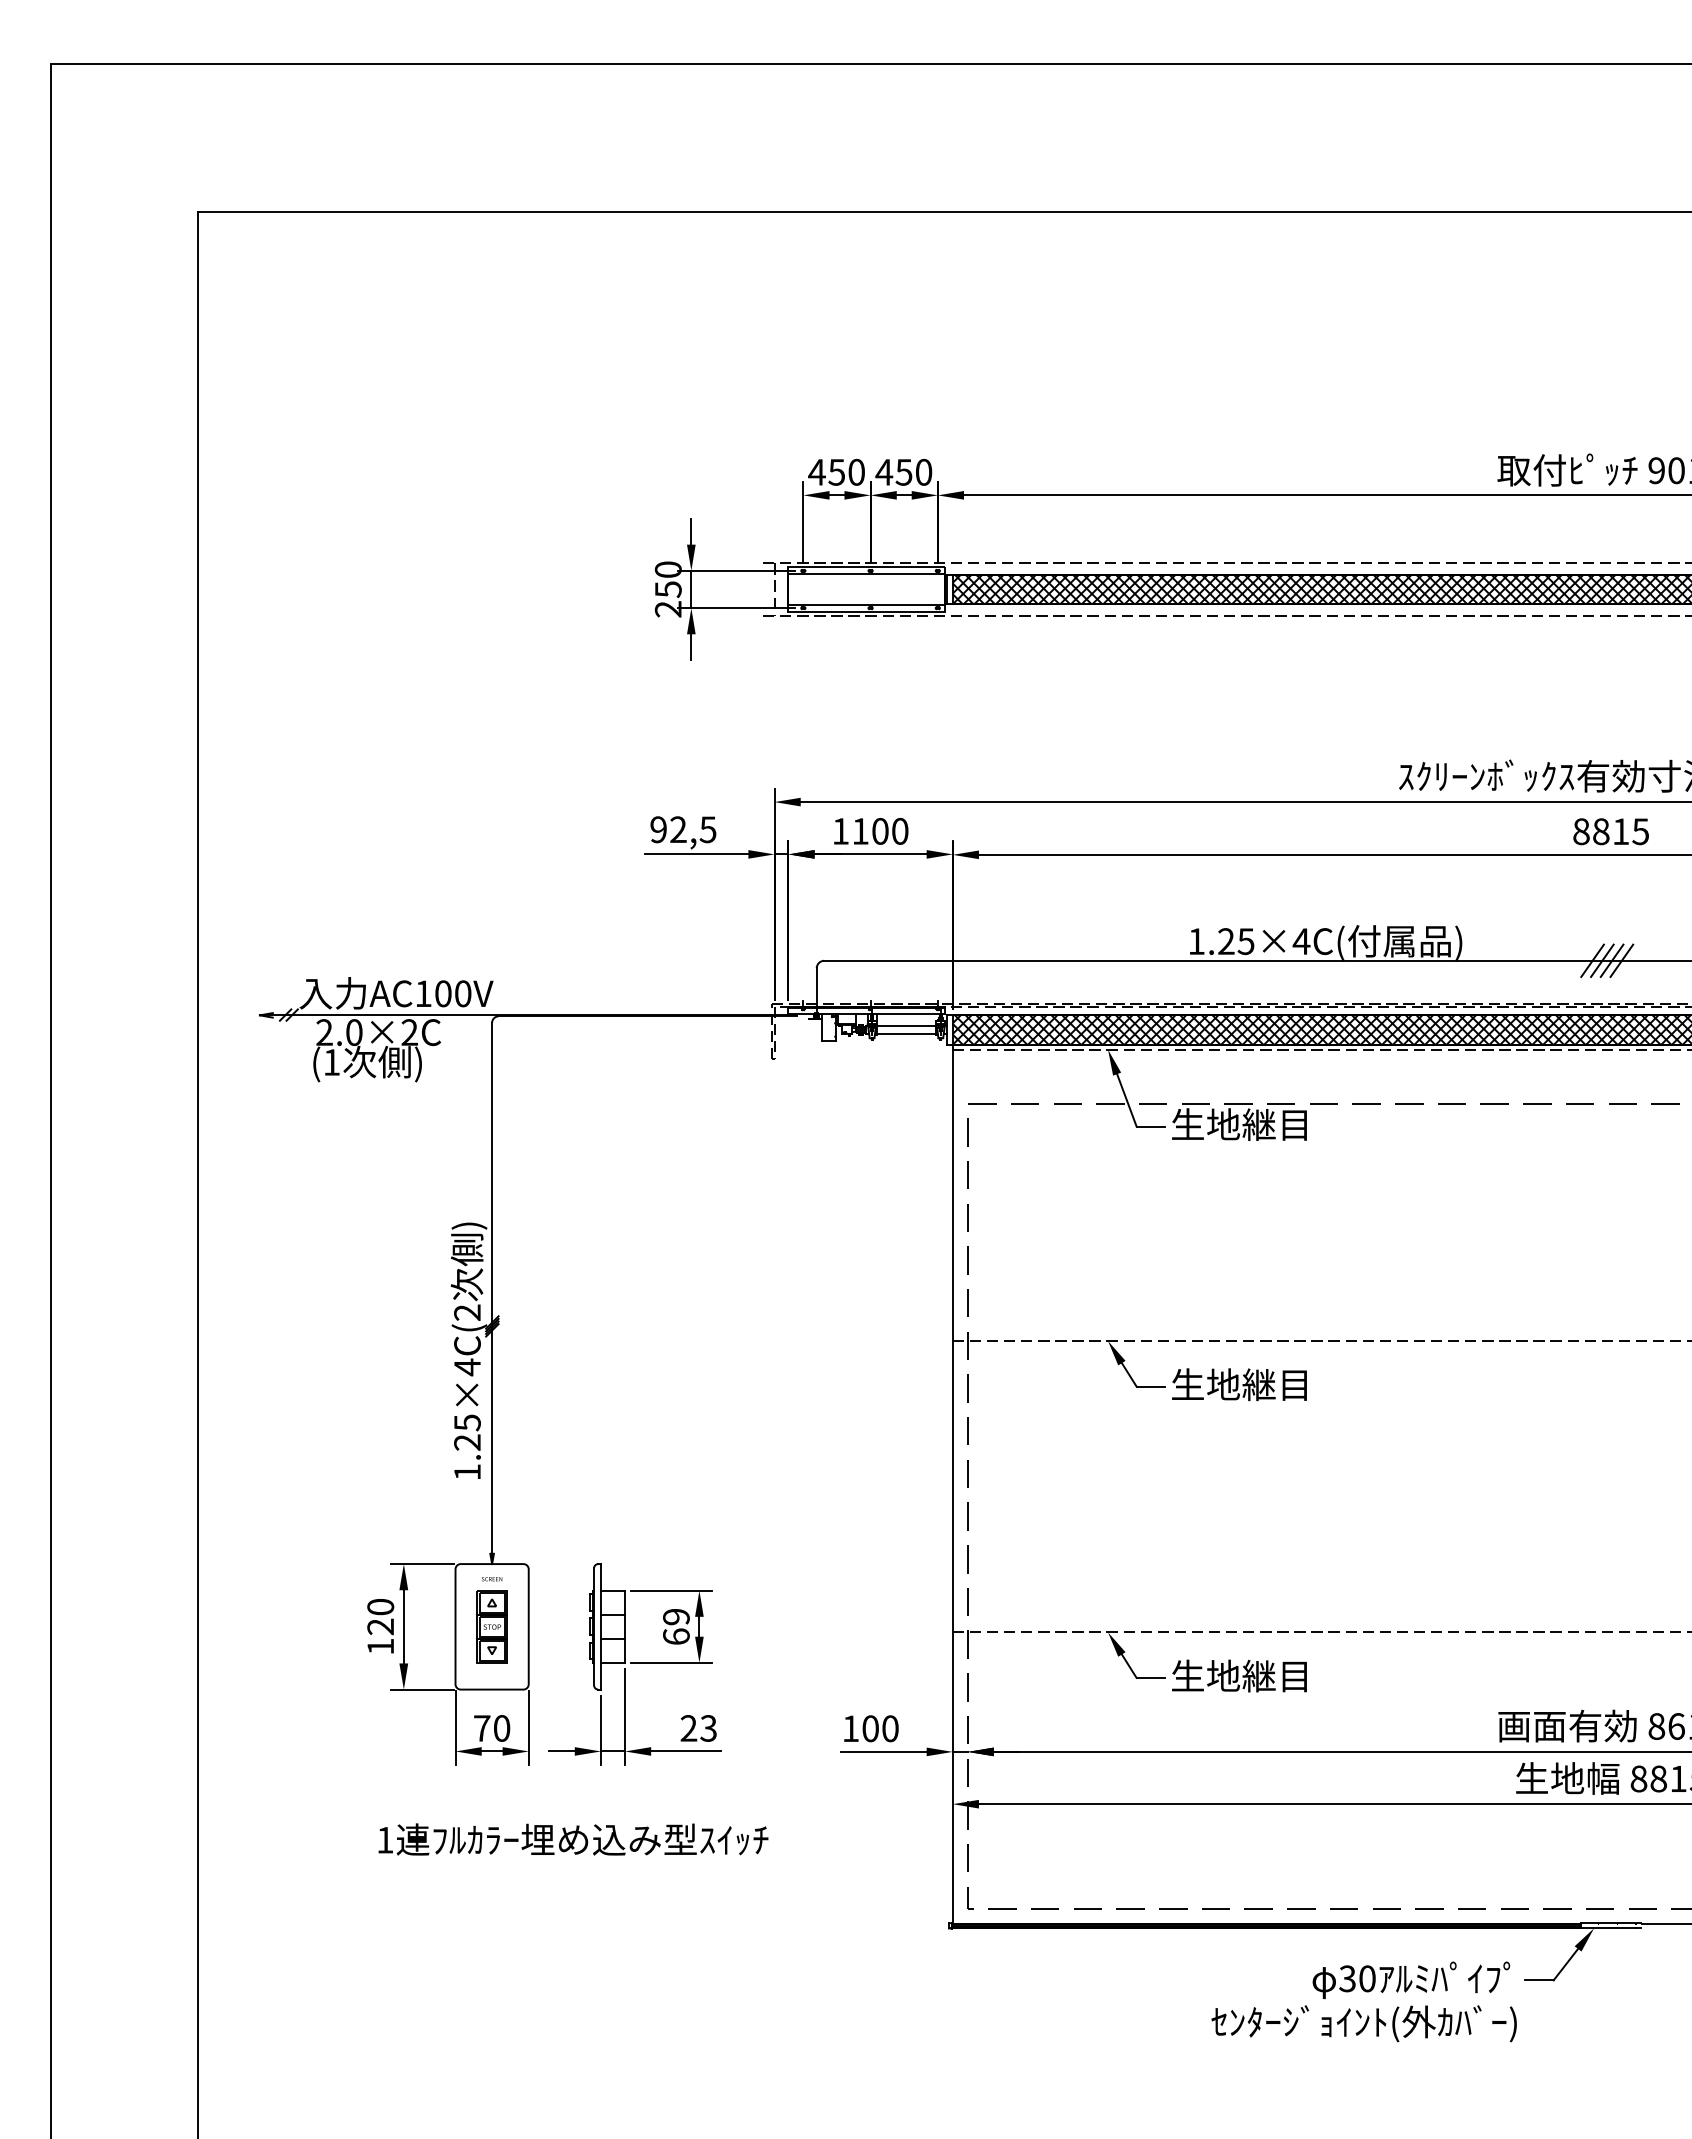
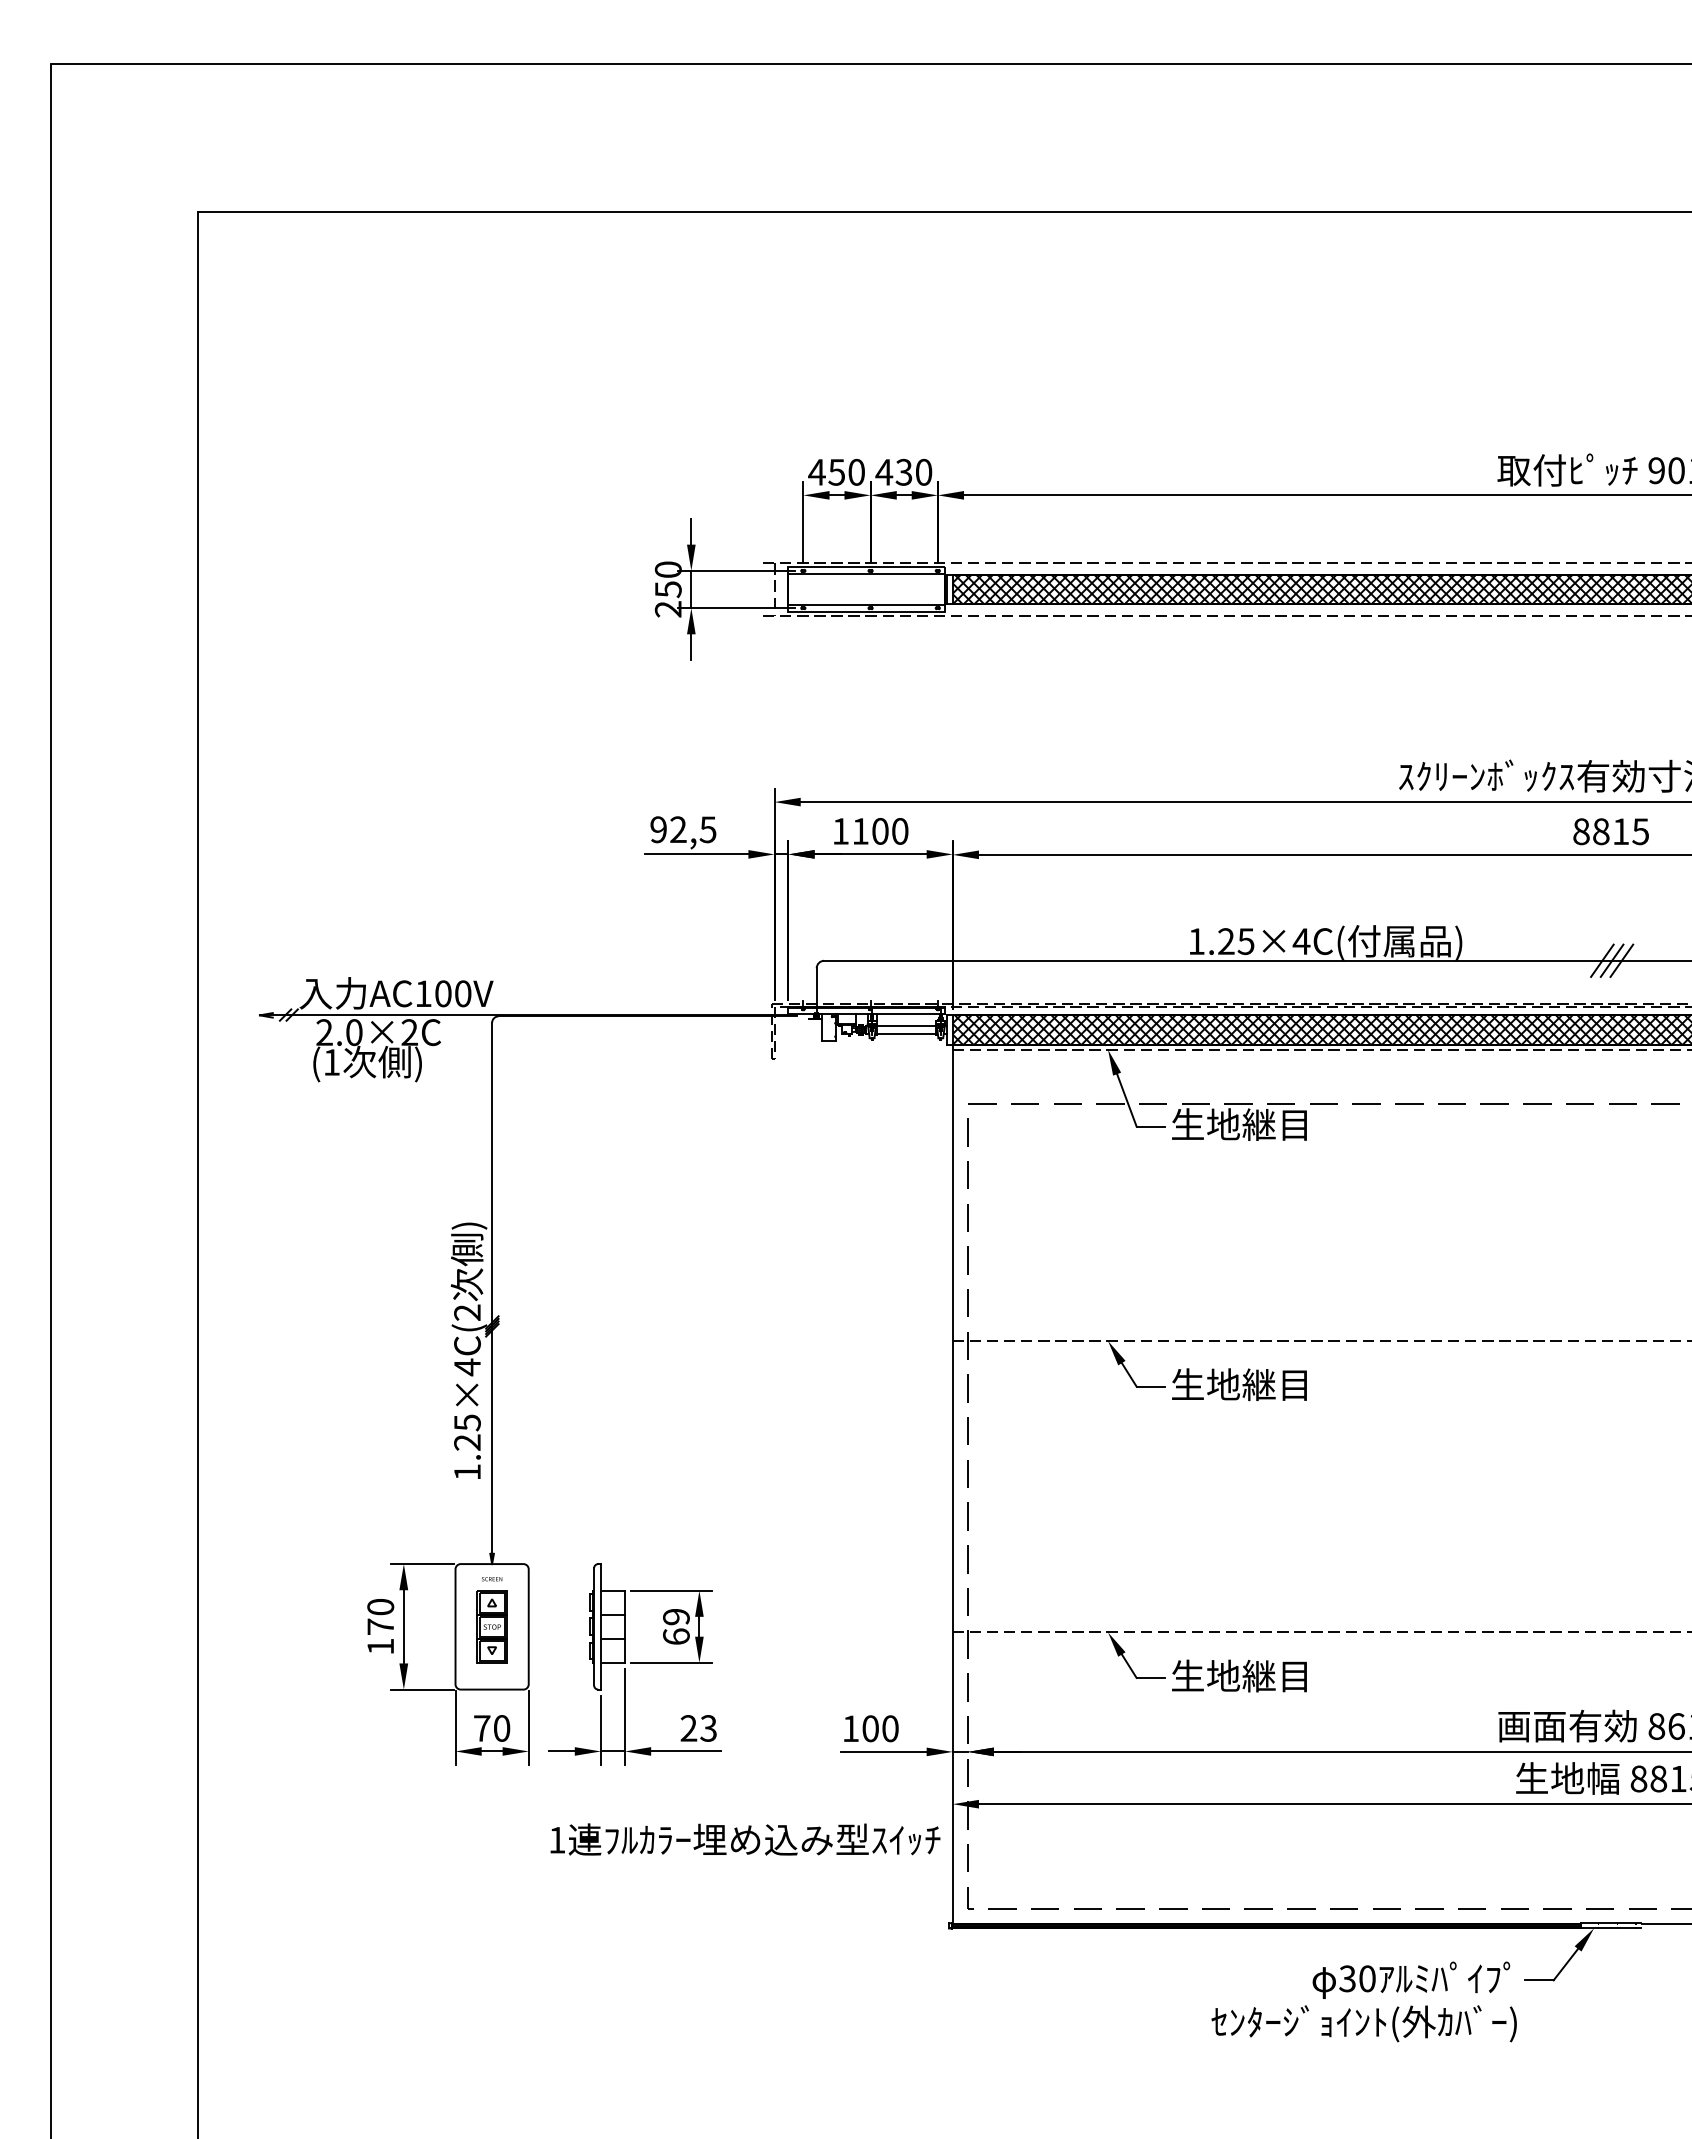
text: 450 -> 430 (904, 471)
line: present -> none (1592, 960)
text: 120 -> 170 (380, 1626)
text position: (573, 1839) -> (745, 1839) (745, 1839)
